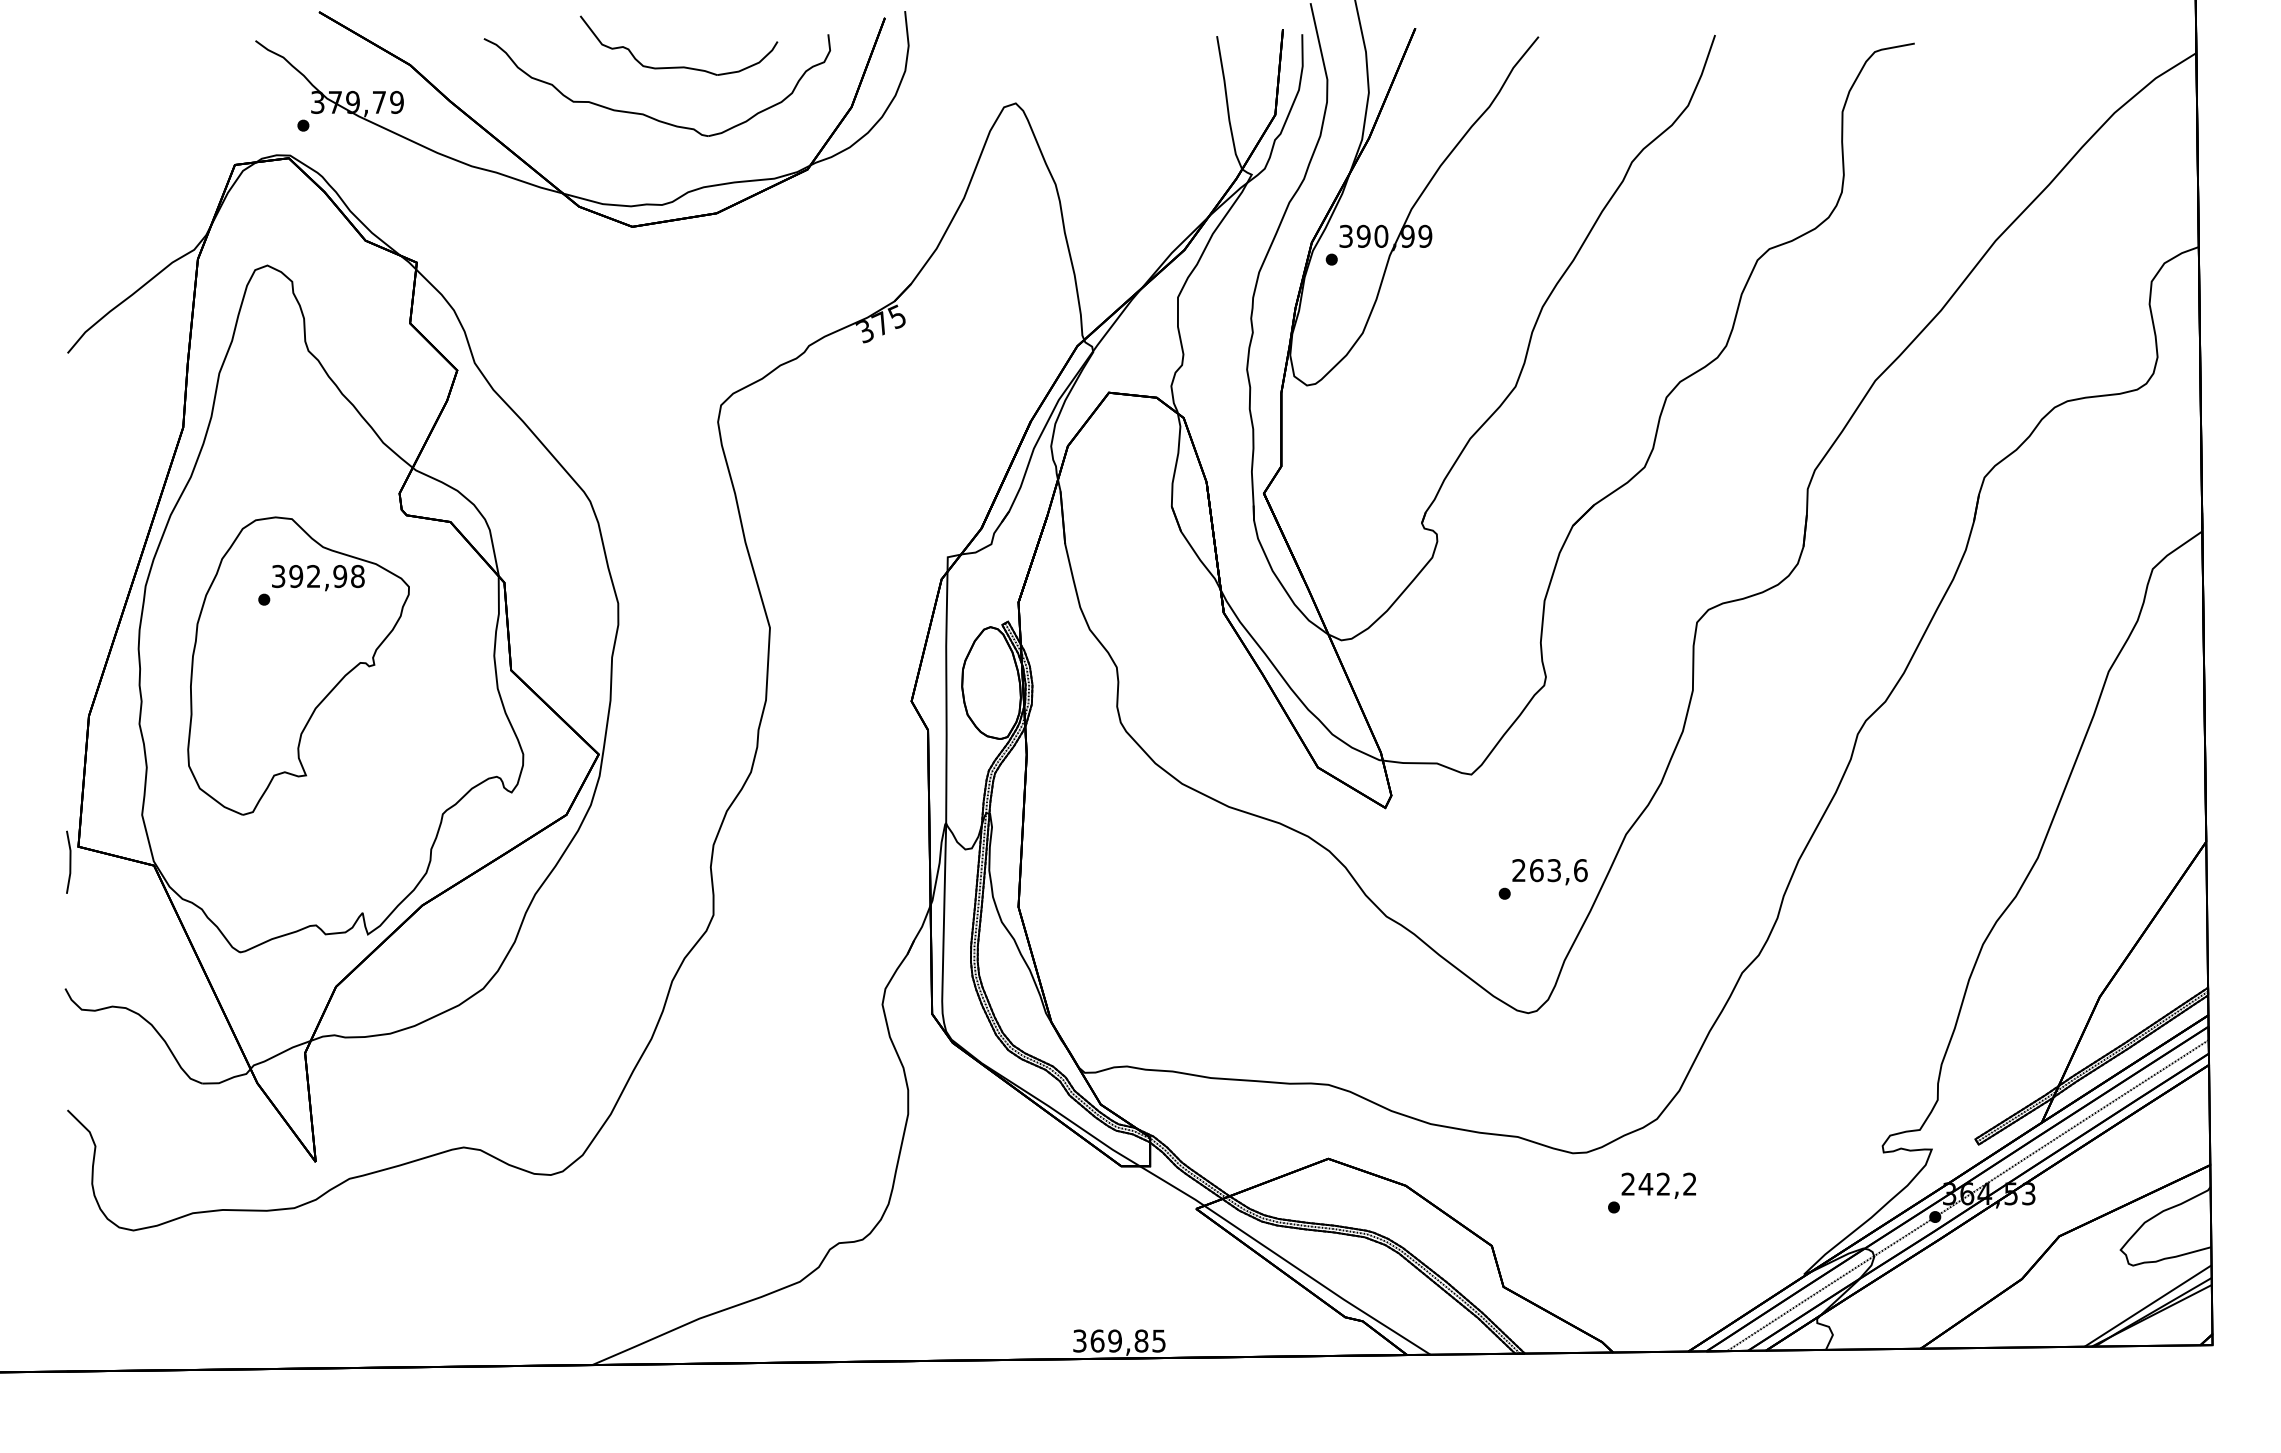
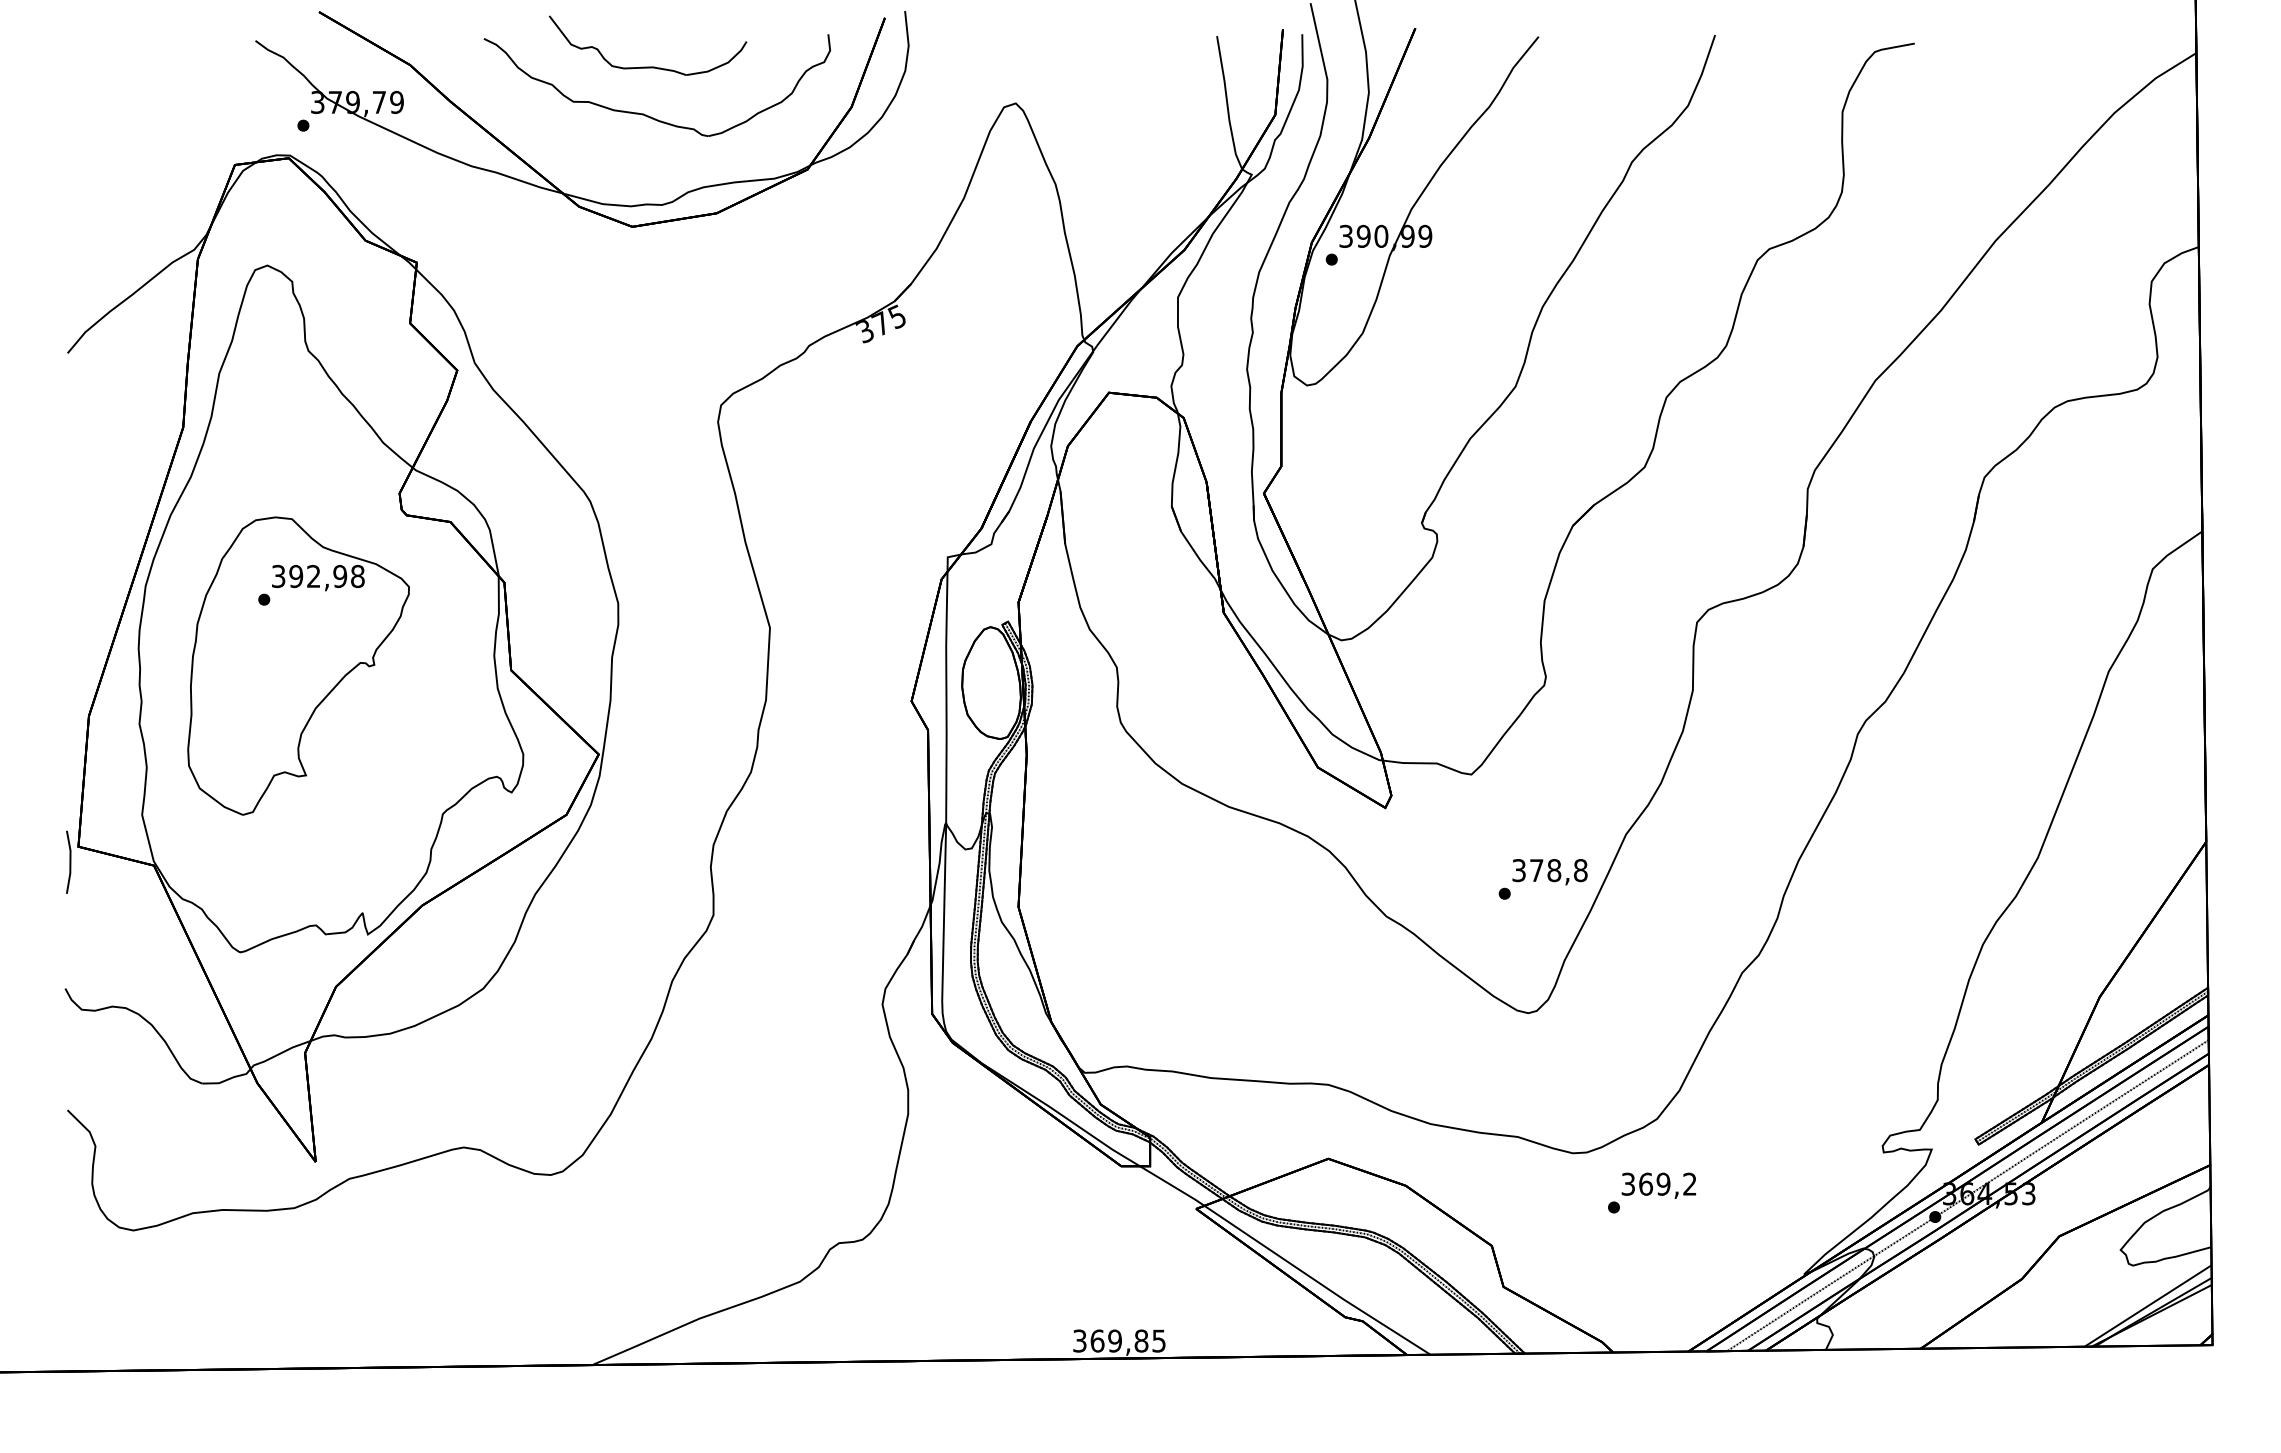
part position: (678, 66) -> (647, 66) (647, 66)
text: 263,6 -> 378,8 (1549, 870)
text: 242,2 -> 369,2 (1645, 1183)
